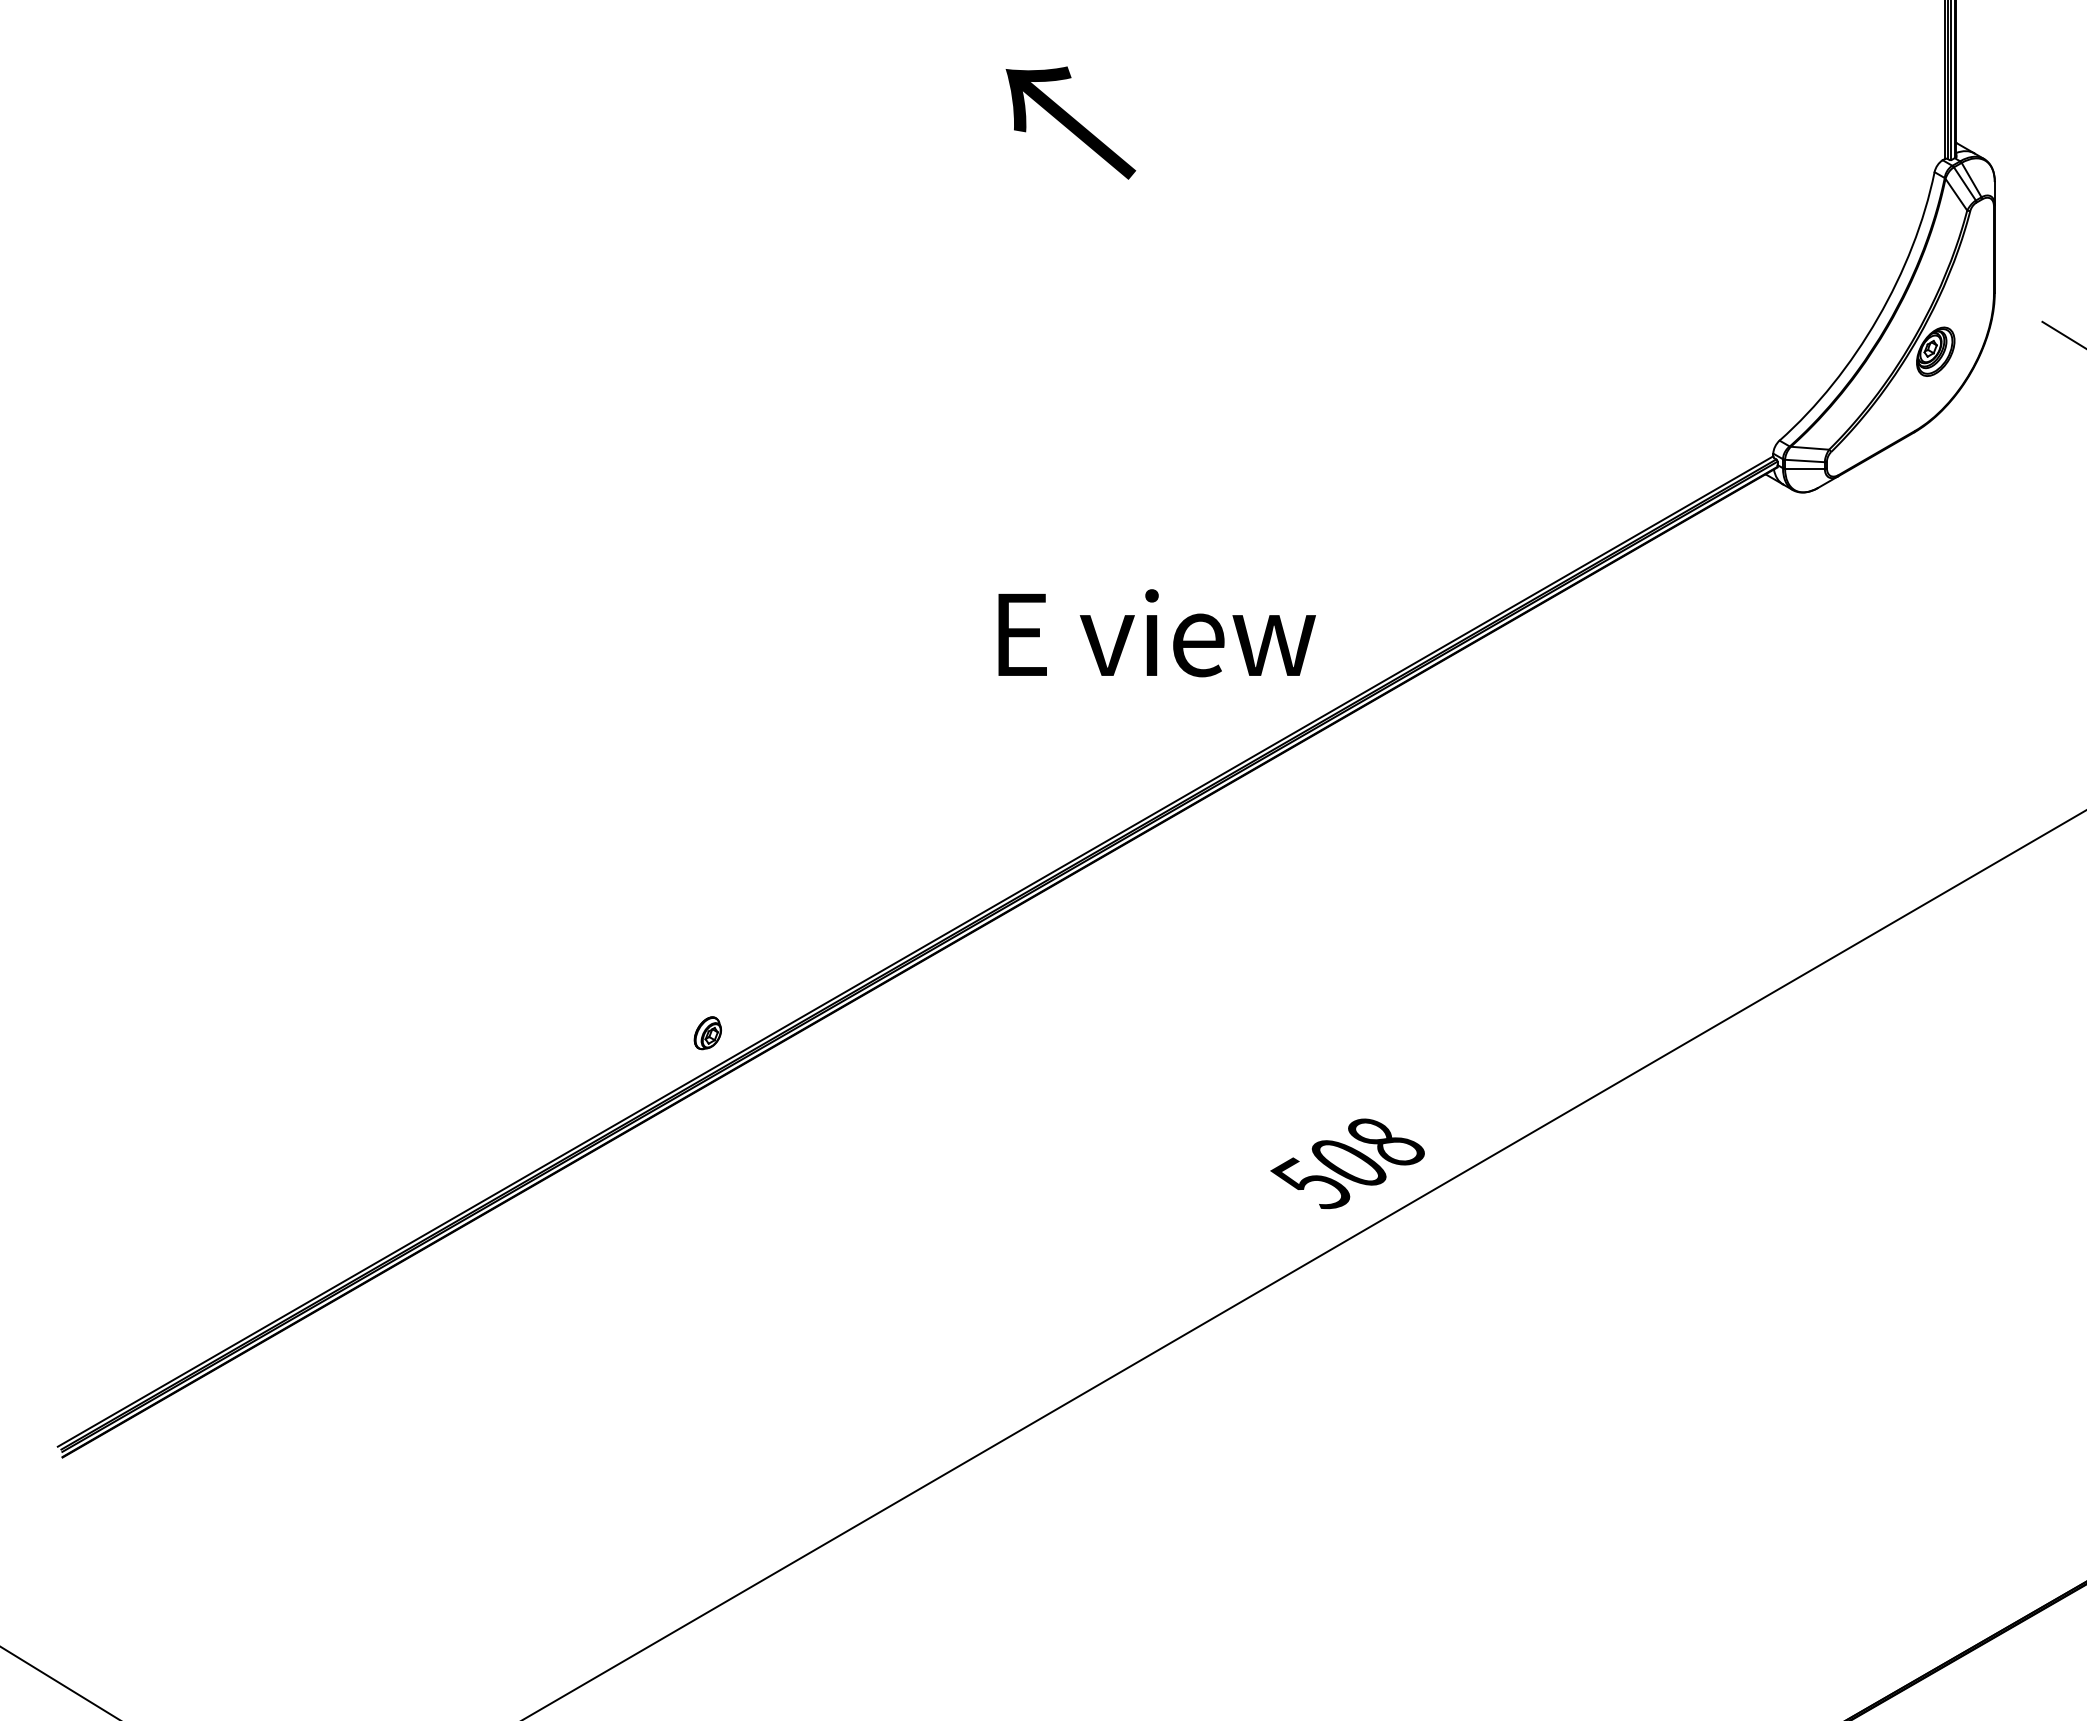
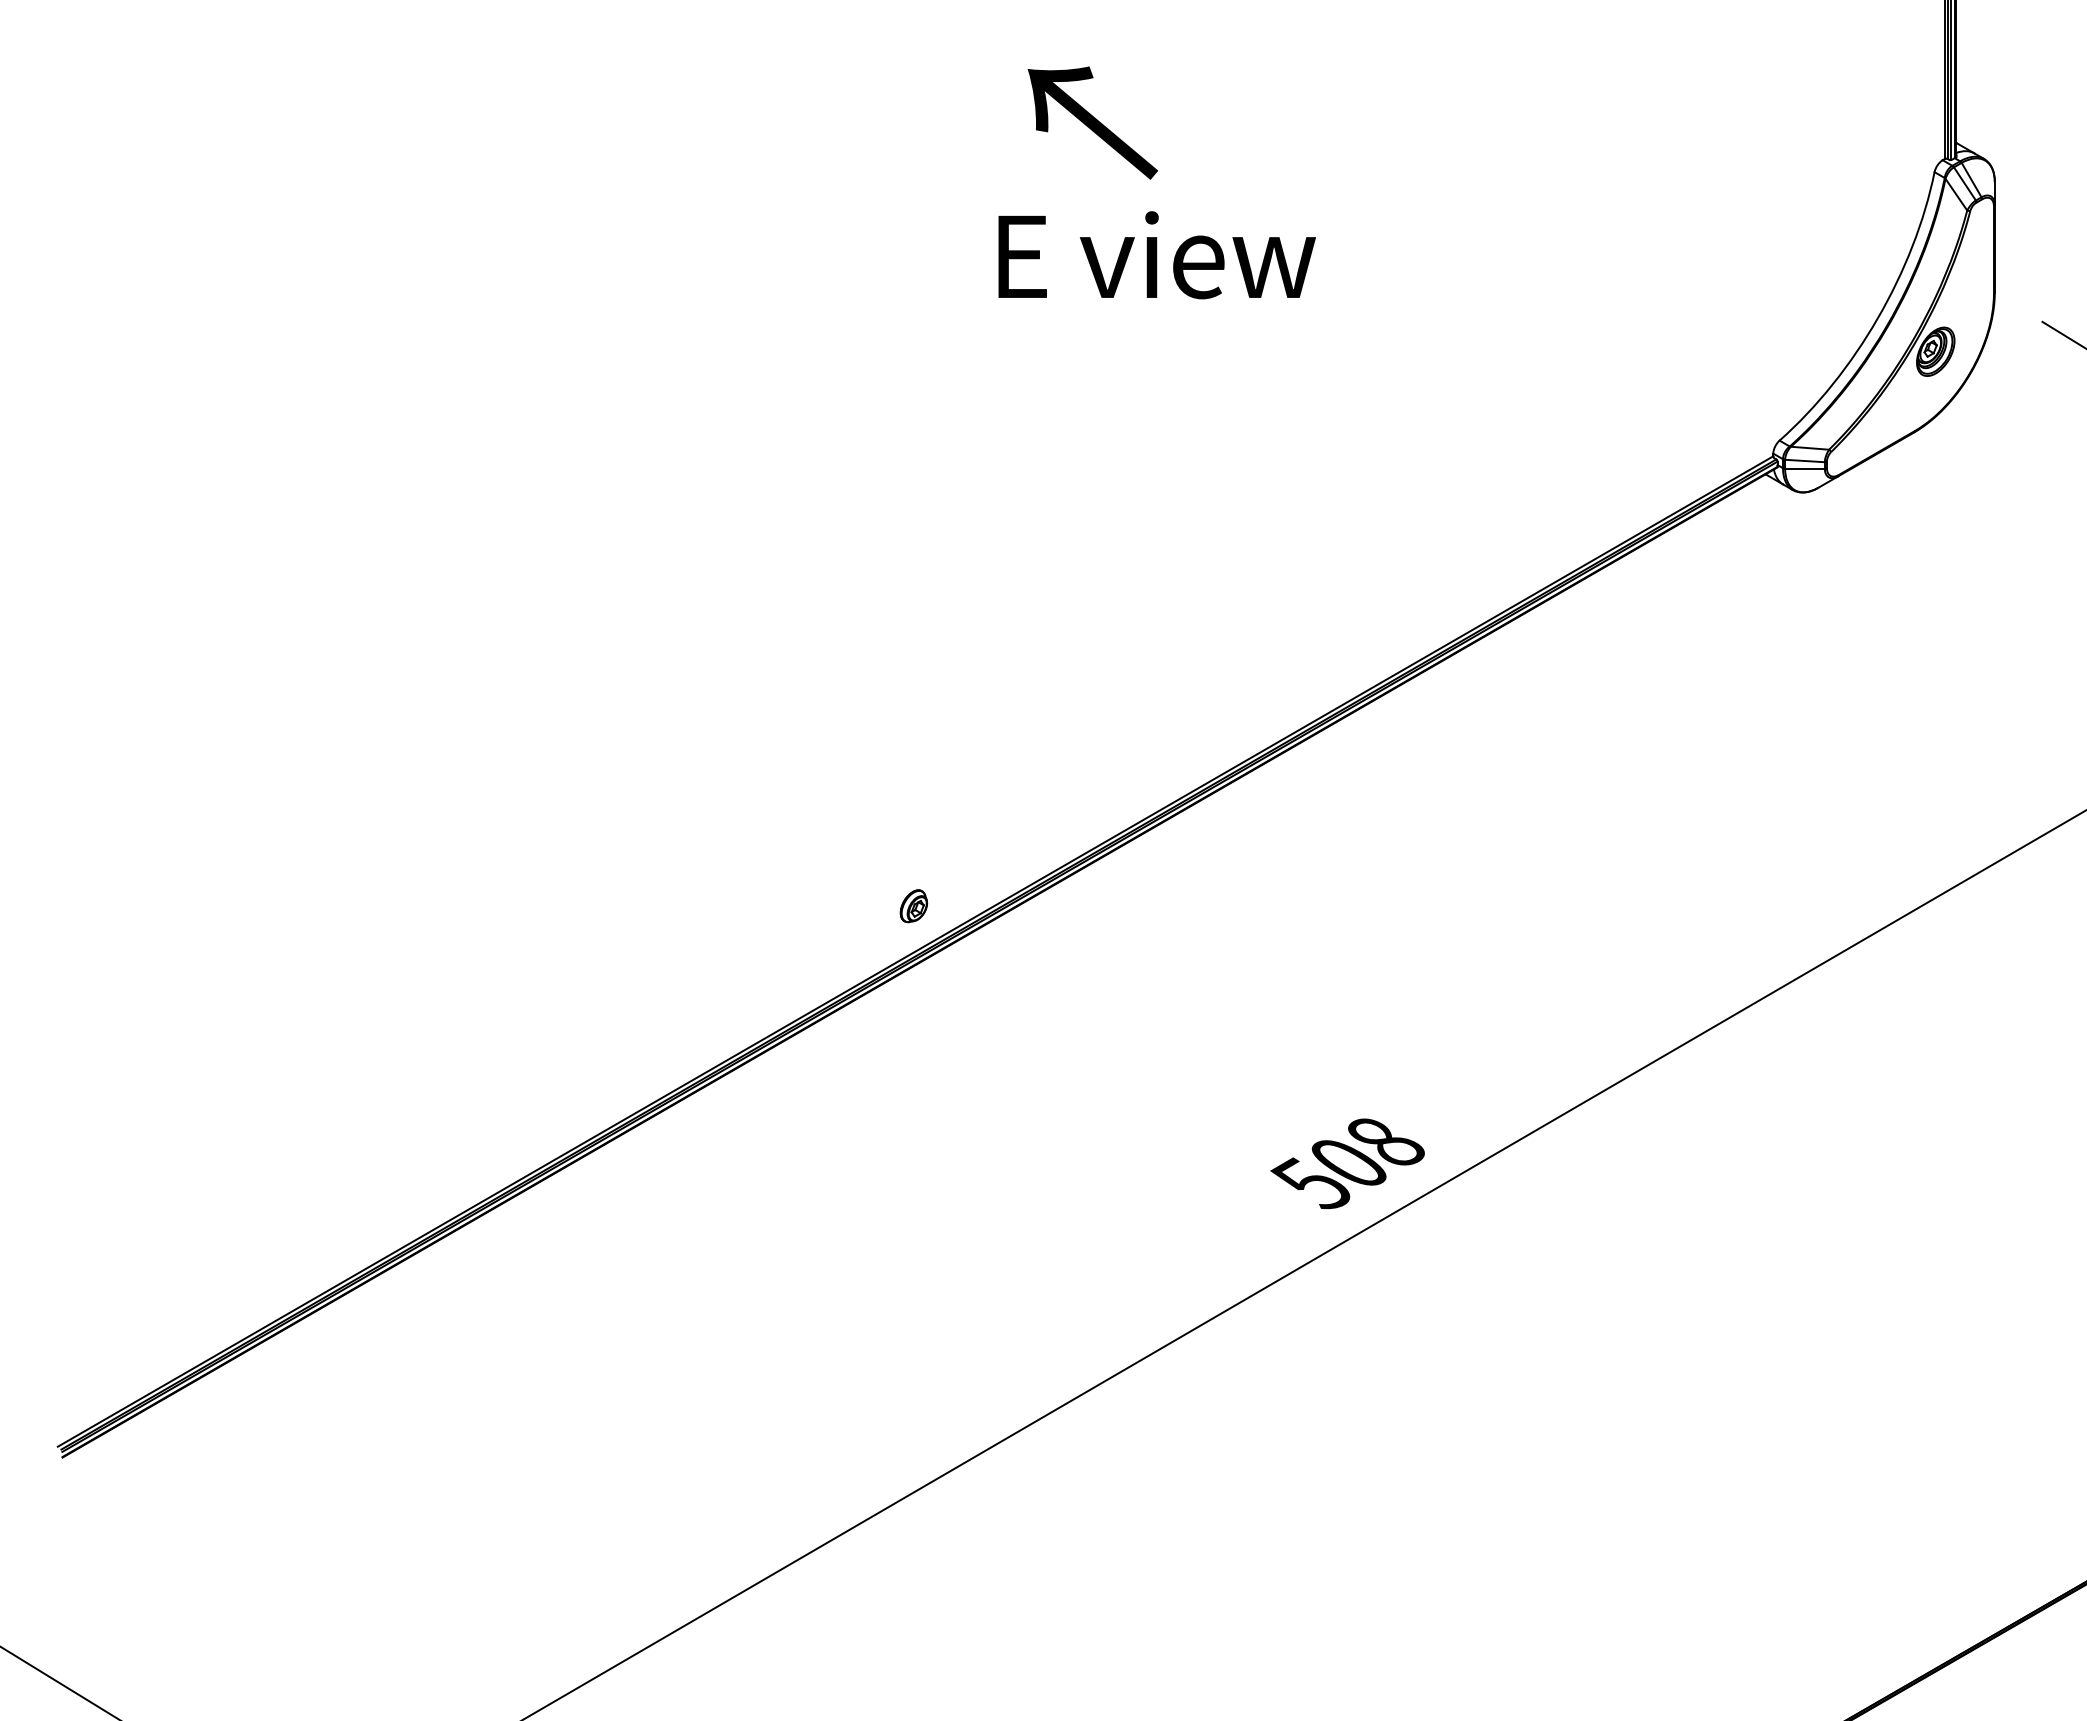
text position: (1070, 122) -> (1092, 122) (1092, 122)
text position: (1156, 633) -> (1156, 255) (1156, 255)
part position: (707, 1033) -> (913, 906) (913, 906)
